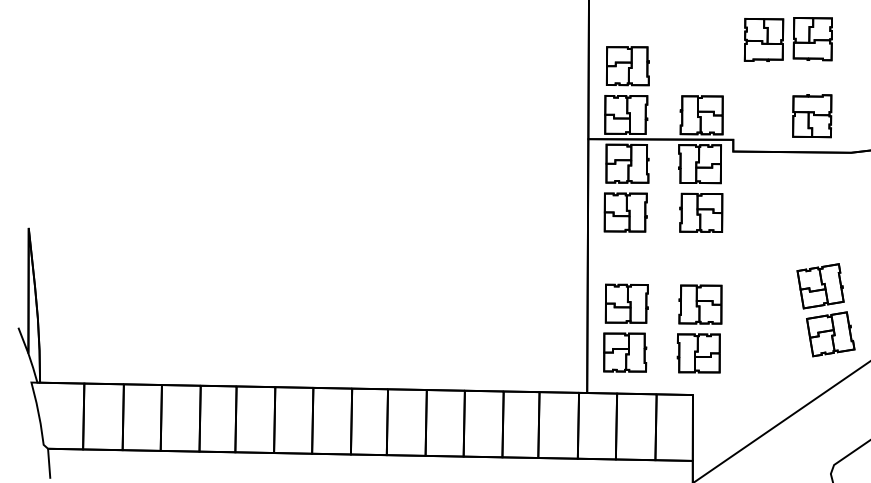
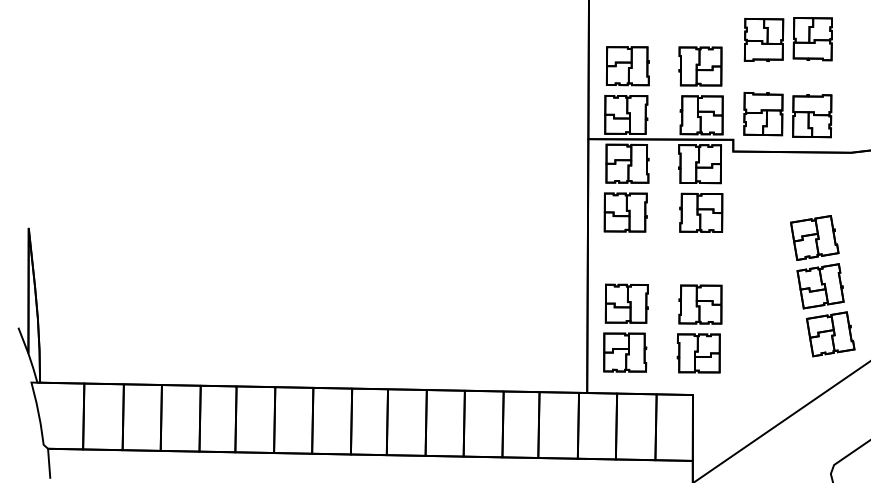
part: none -> present (700, 66)
part: none -> present (763, 114)
part: none -> present (814, 237)
